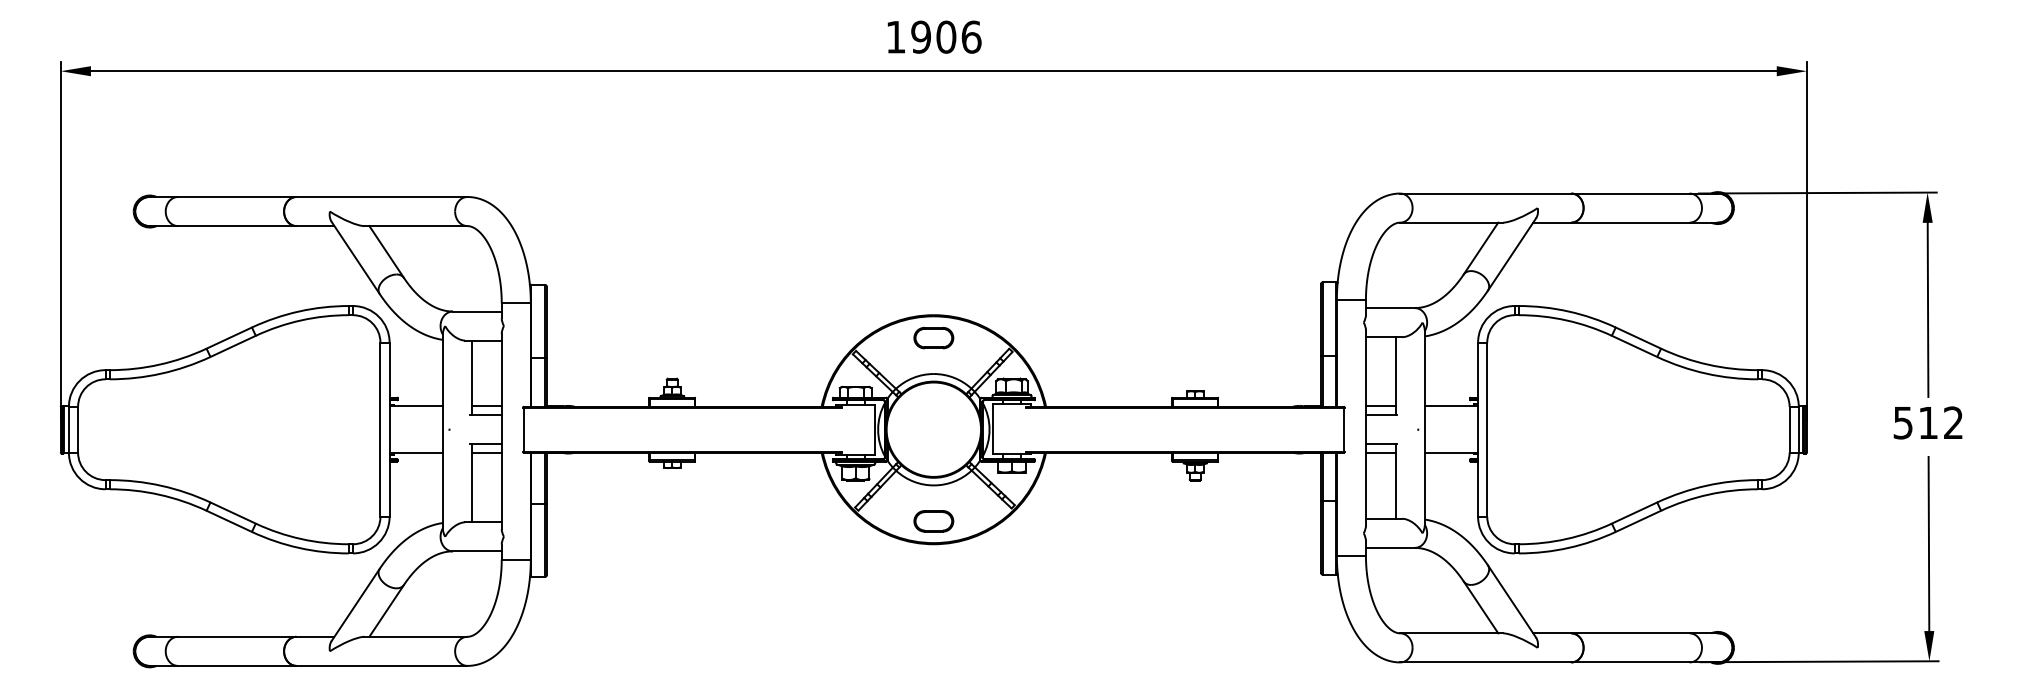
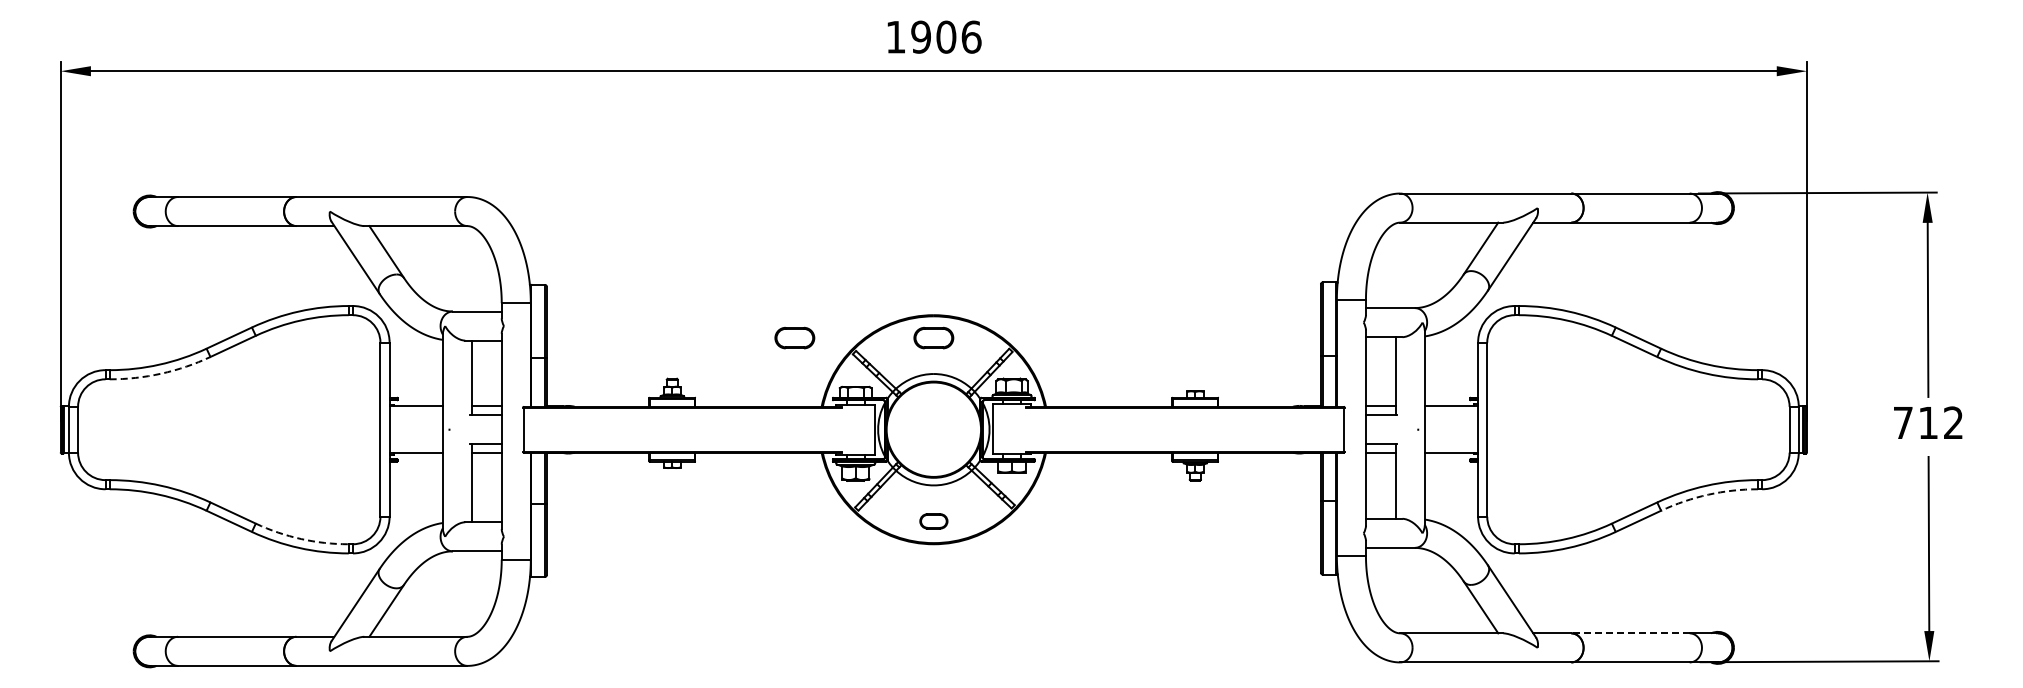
part: none -> present (794, 337)
arc: solid -> dashed (161, 373)
text: 512 -> 712 (1902, 423)
arc: solid -> dashed (1708, 494)
part size: 42x23 px -> 30x17 px (933, 521)
arc: solid -> dashed (301, 539)
line: solid -> dashed (1630, 633)
